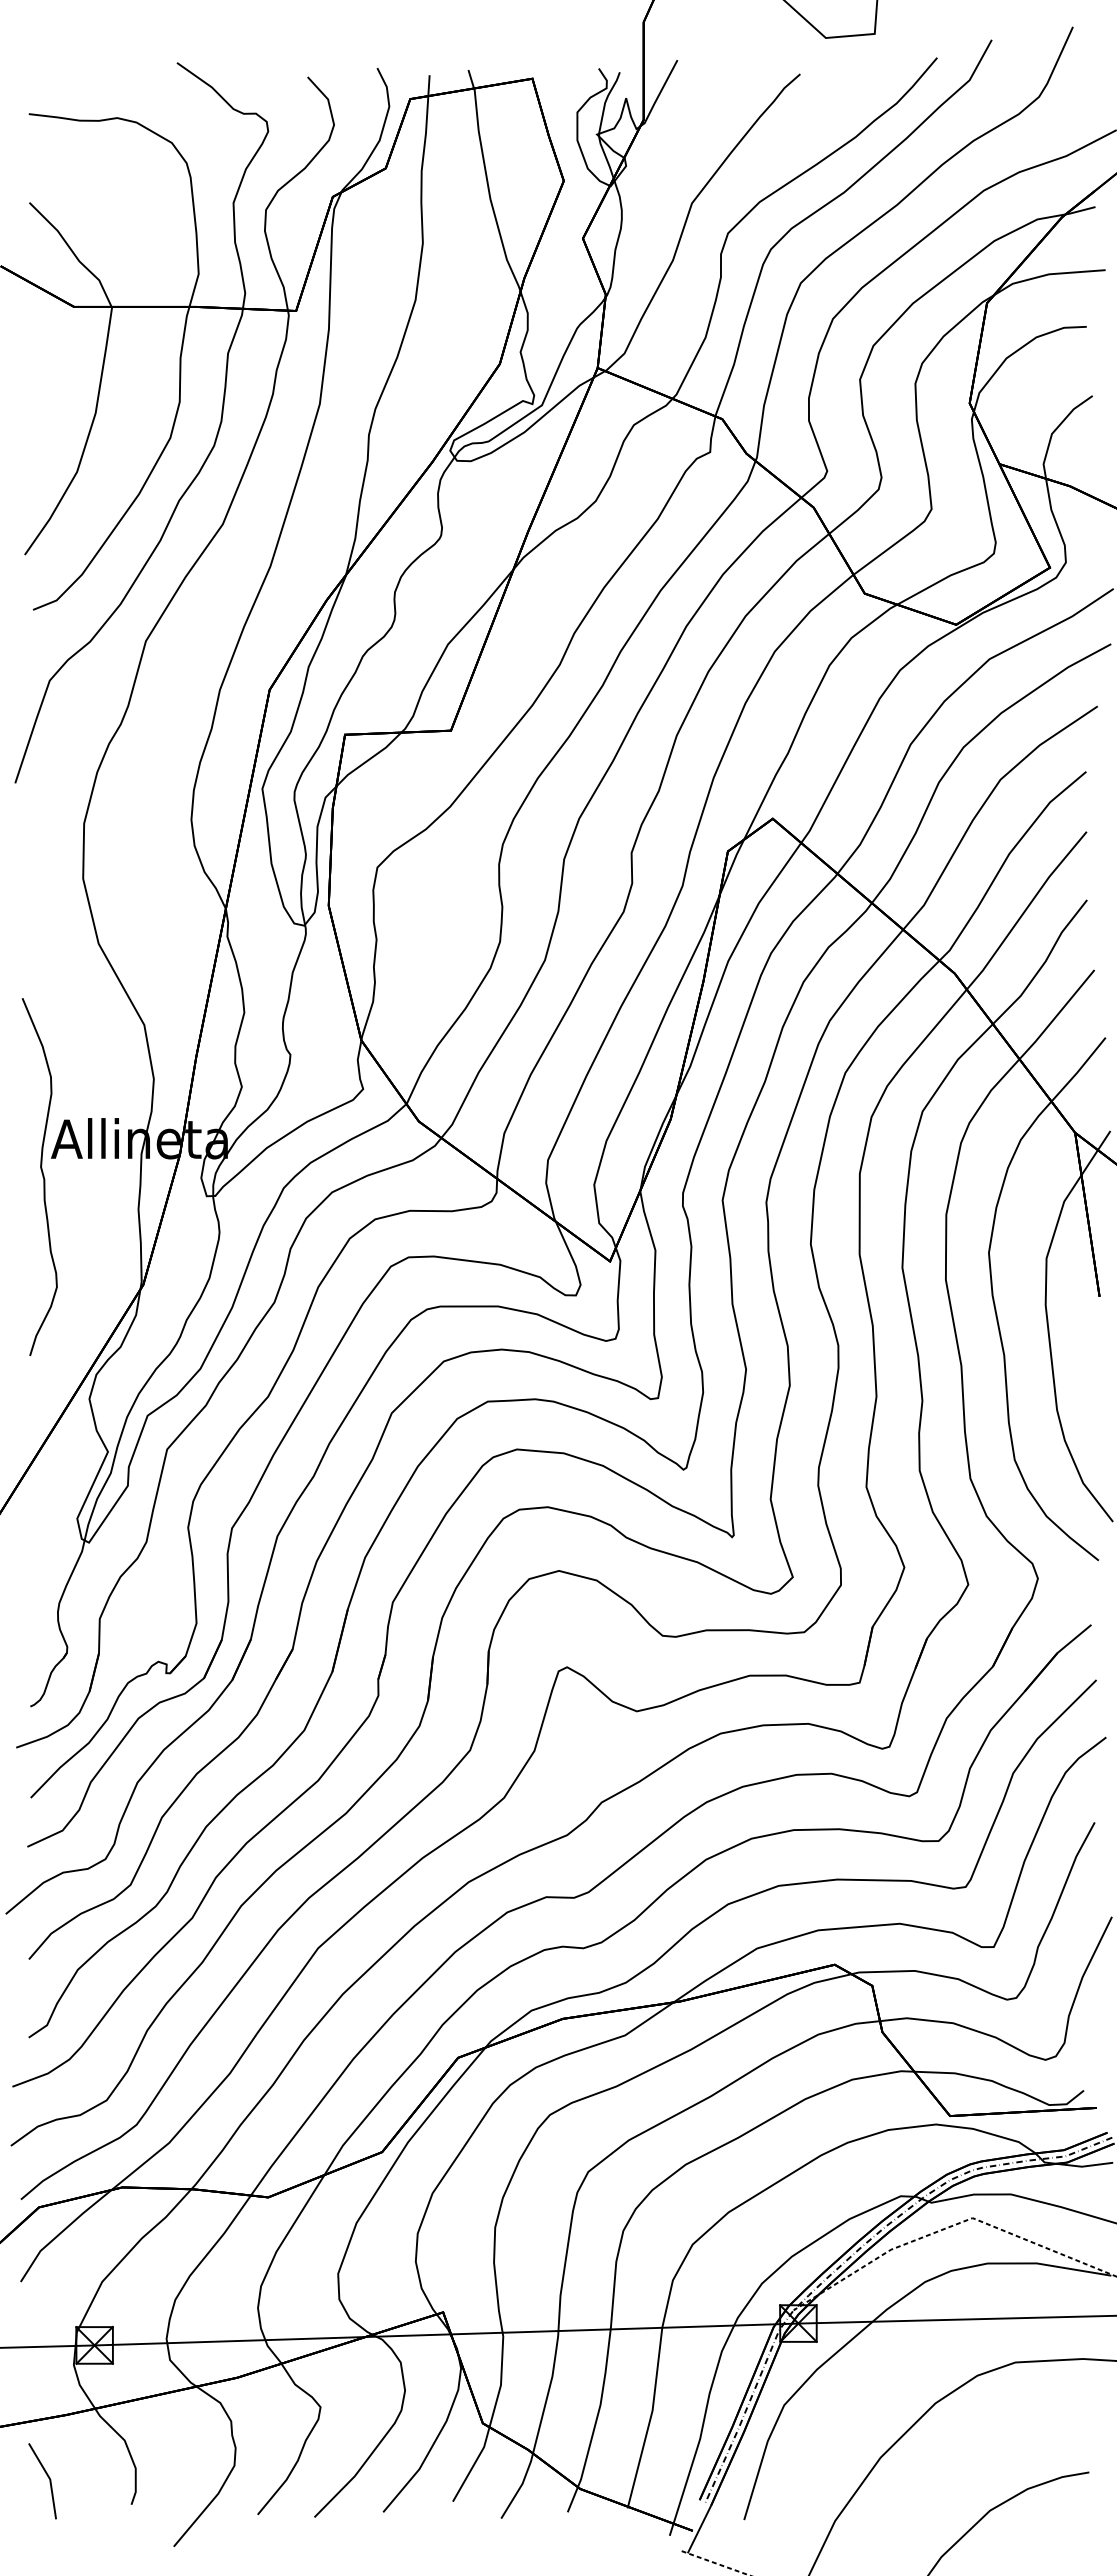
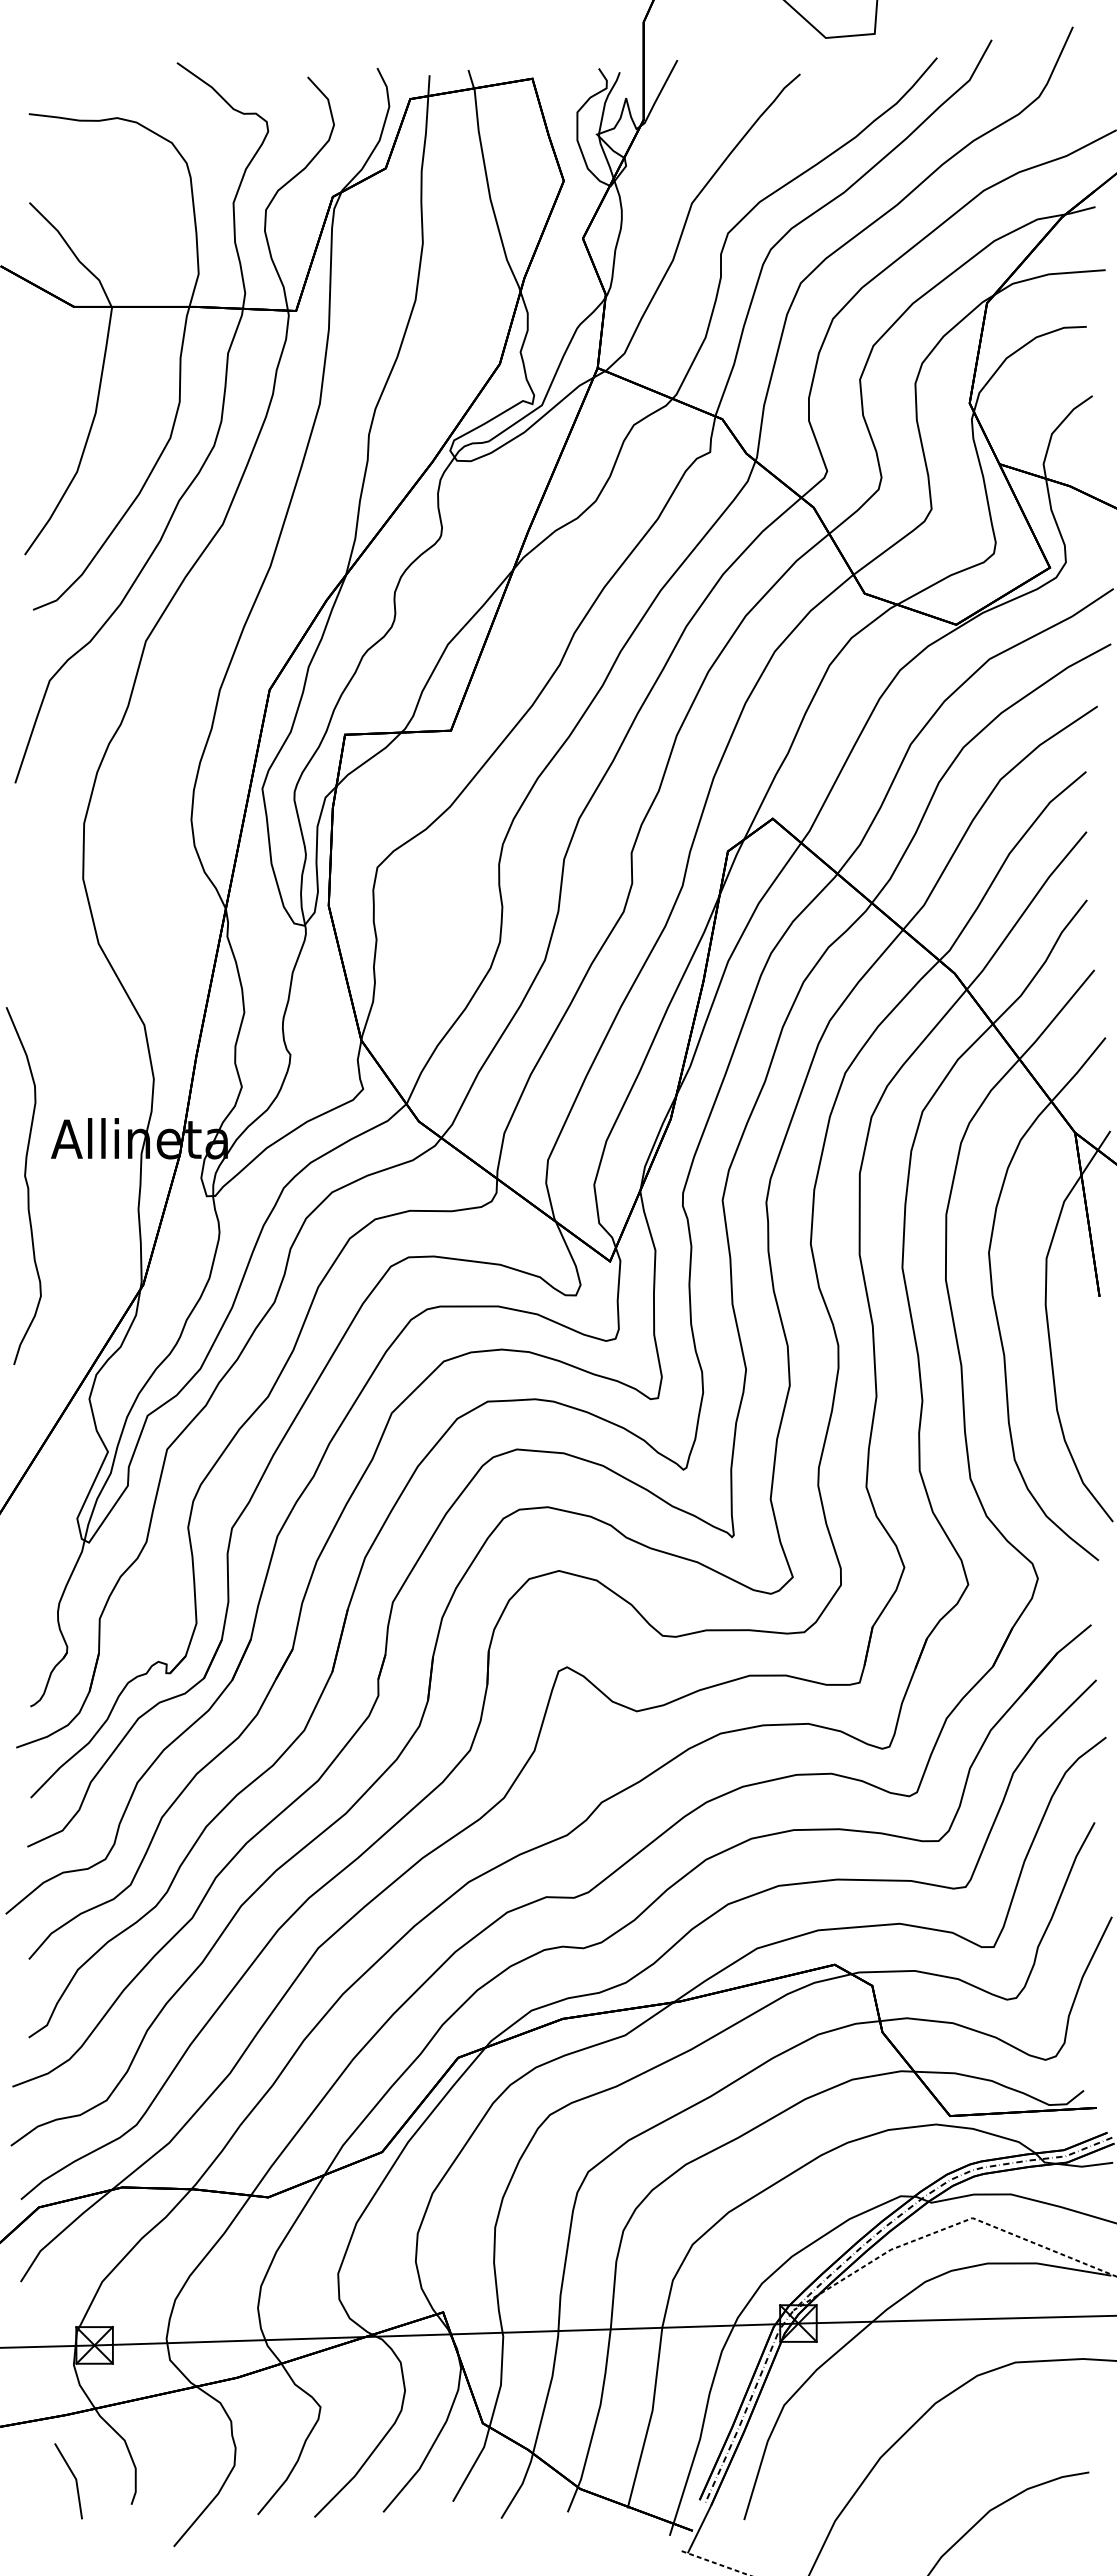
curve position: (42, 1177) -> (26, 1186) (26, 1186)
line position: (48, 2478) -> (74, 2478) (74, 2478)
